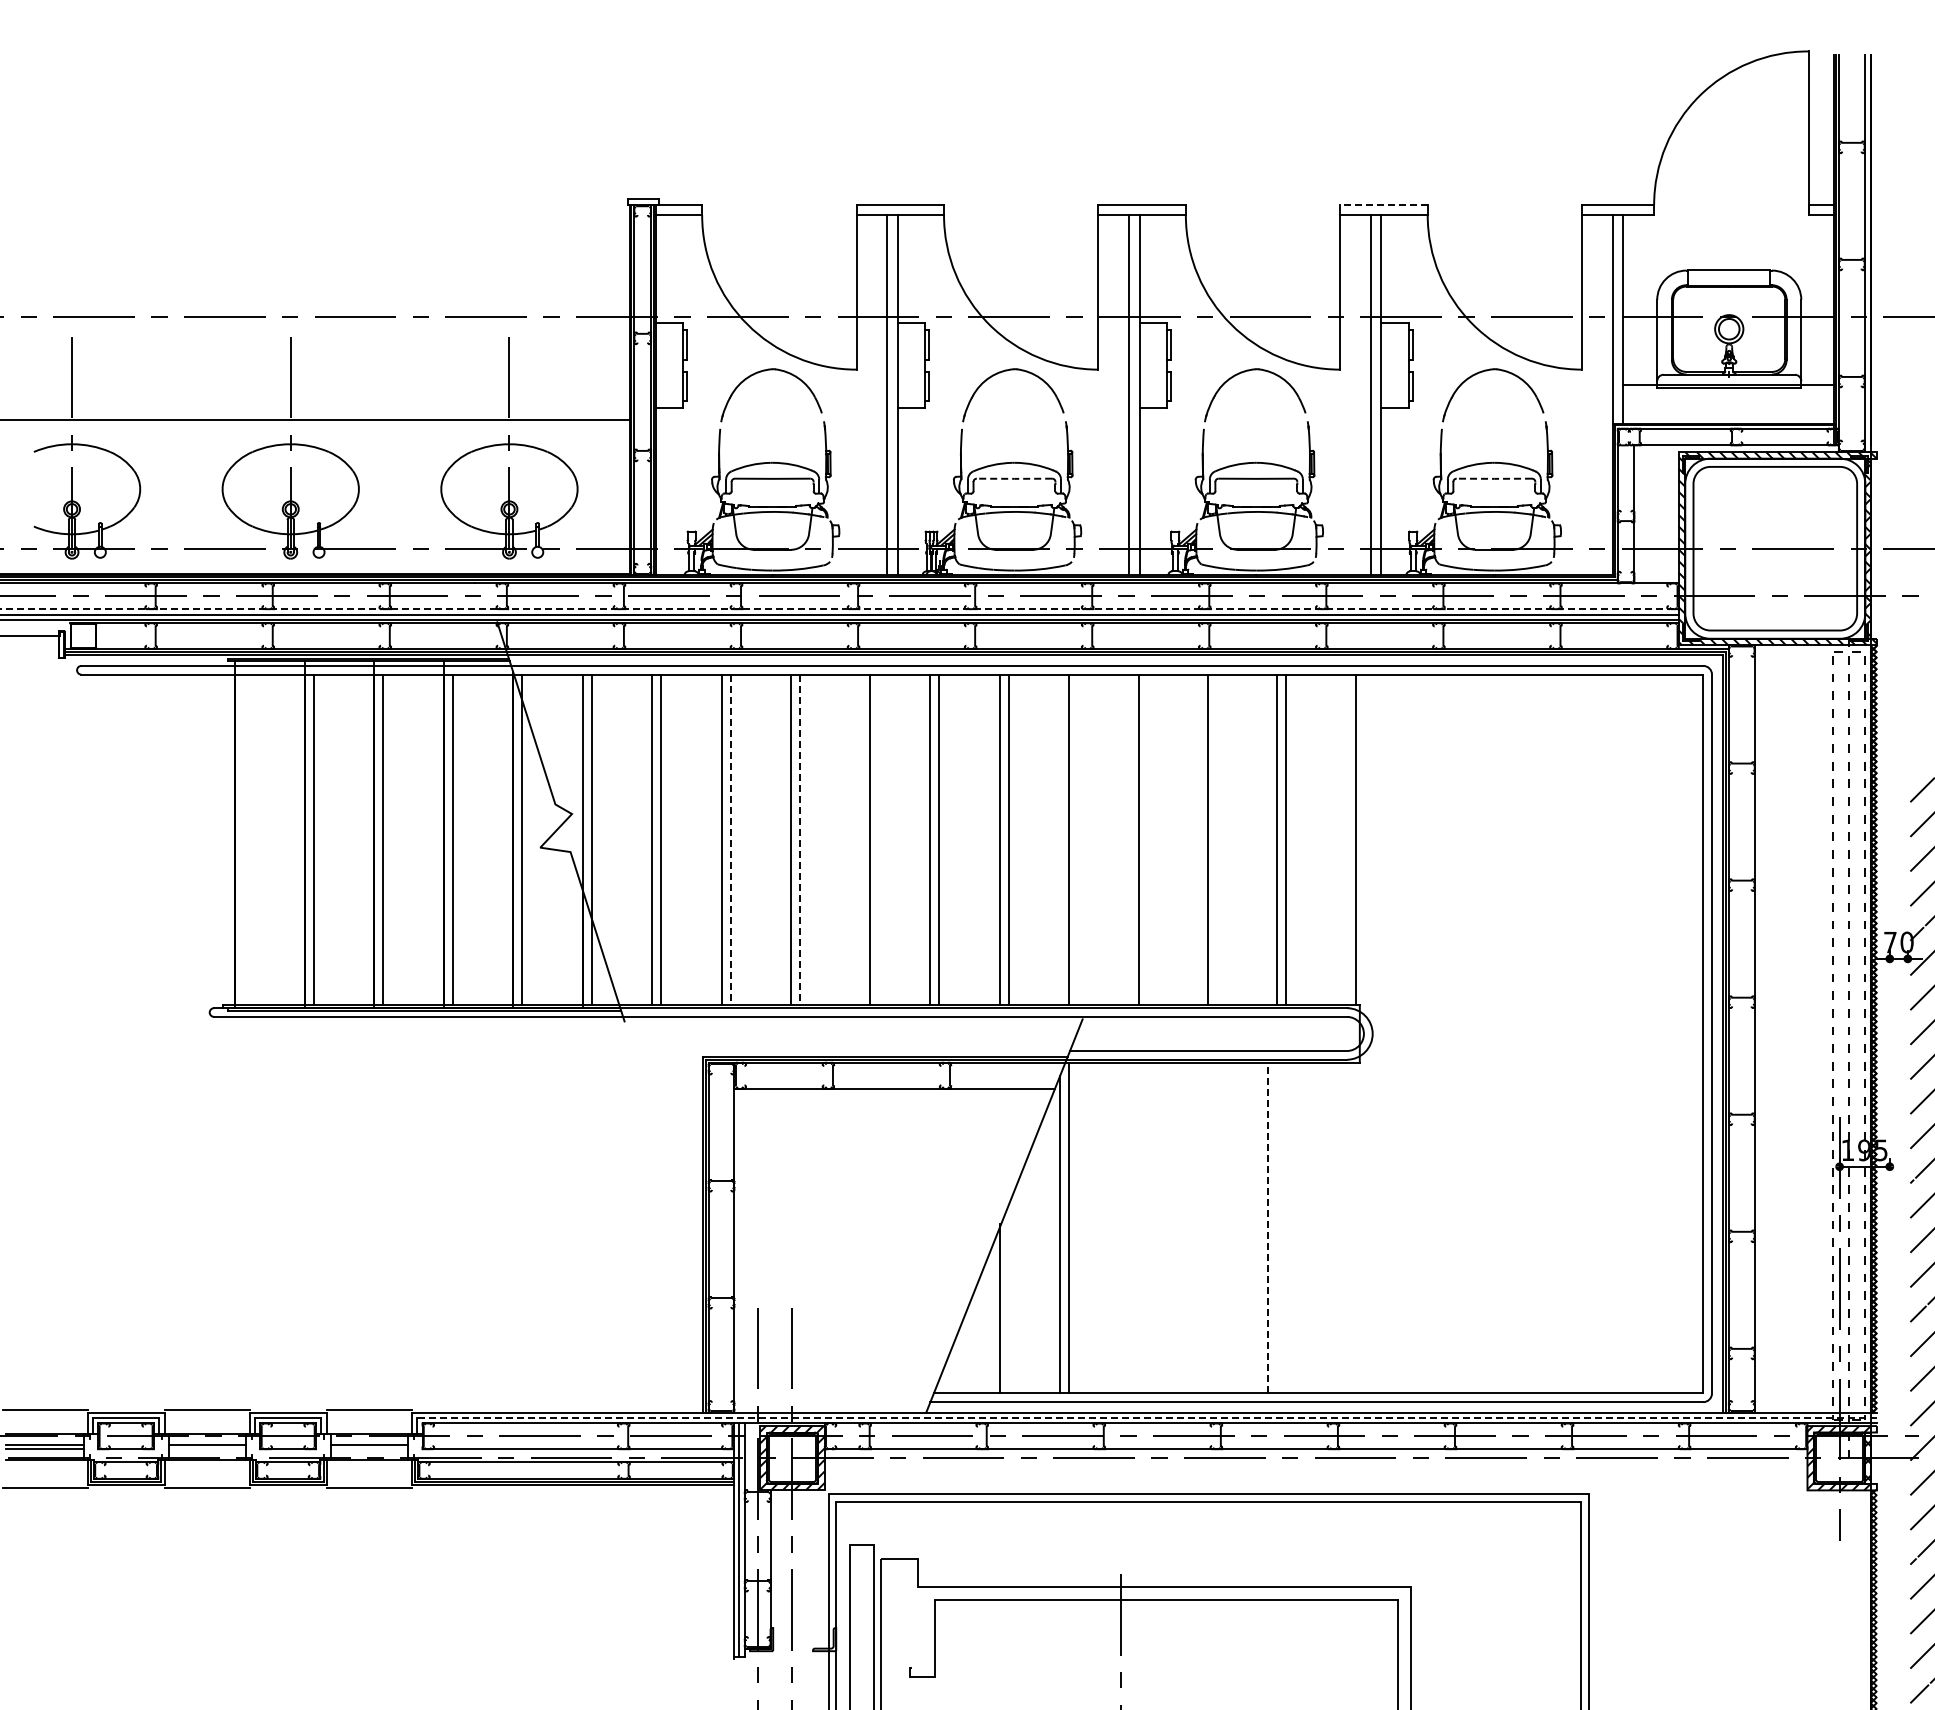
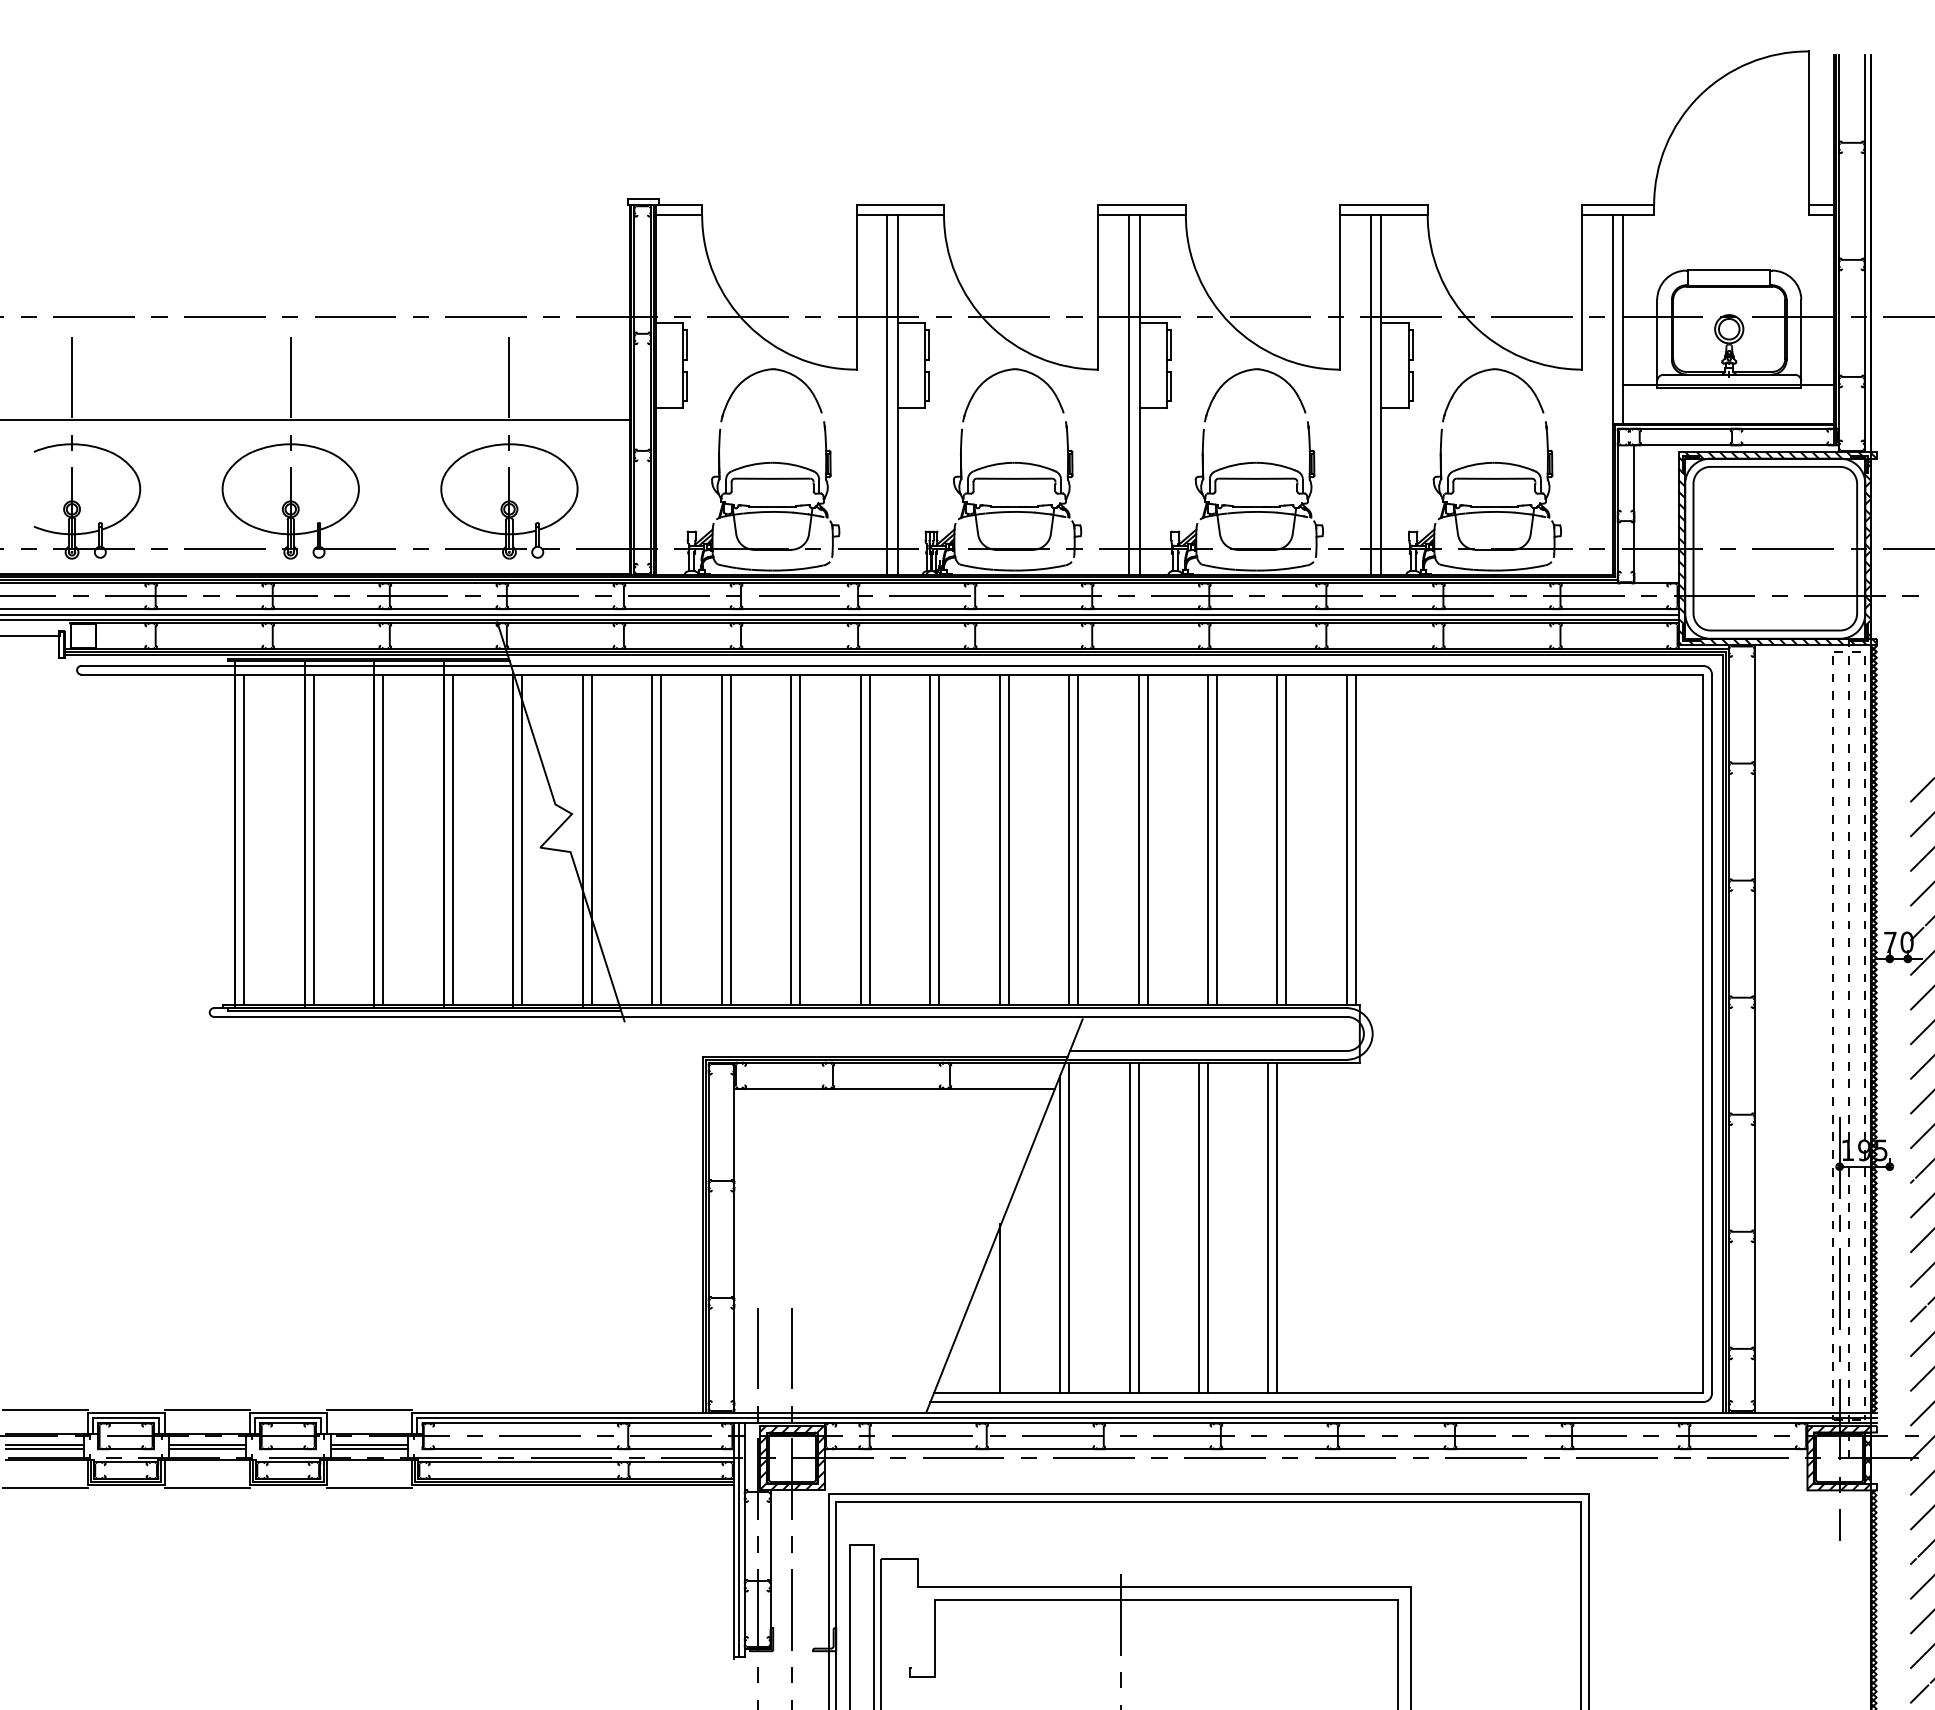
line: dashed -> solid (1383, 204)
line: dashed -> solid (1014, 478)
line: dashed -> solid (1494, 478)
line: dashed -> solid (839, 609)
line: none -> present (244, 839)
line: none -> present (860, 839)
line: none -> present (1078, 839)
line: none -> present (1147, 839)
line: none -> present (1217, 839)
line: none -> present (1346, 839)
line: dashed -> solid (730, 840)
line: dashed -> solid (800, 840)
line: none -> present (1129, 1227)
line: none -> present (1138, 1227)
line: none -> present (1198, 1227)
line: none -> present (1207, 1227)
line: dashed -> solid (1268, 1227)
line: none -> present (1277, 1227)
line: dashed -> solid (1147, 1418)
line: none -> present (206, 1448)
line: none -> present (368, 1448)
